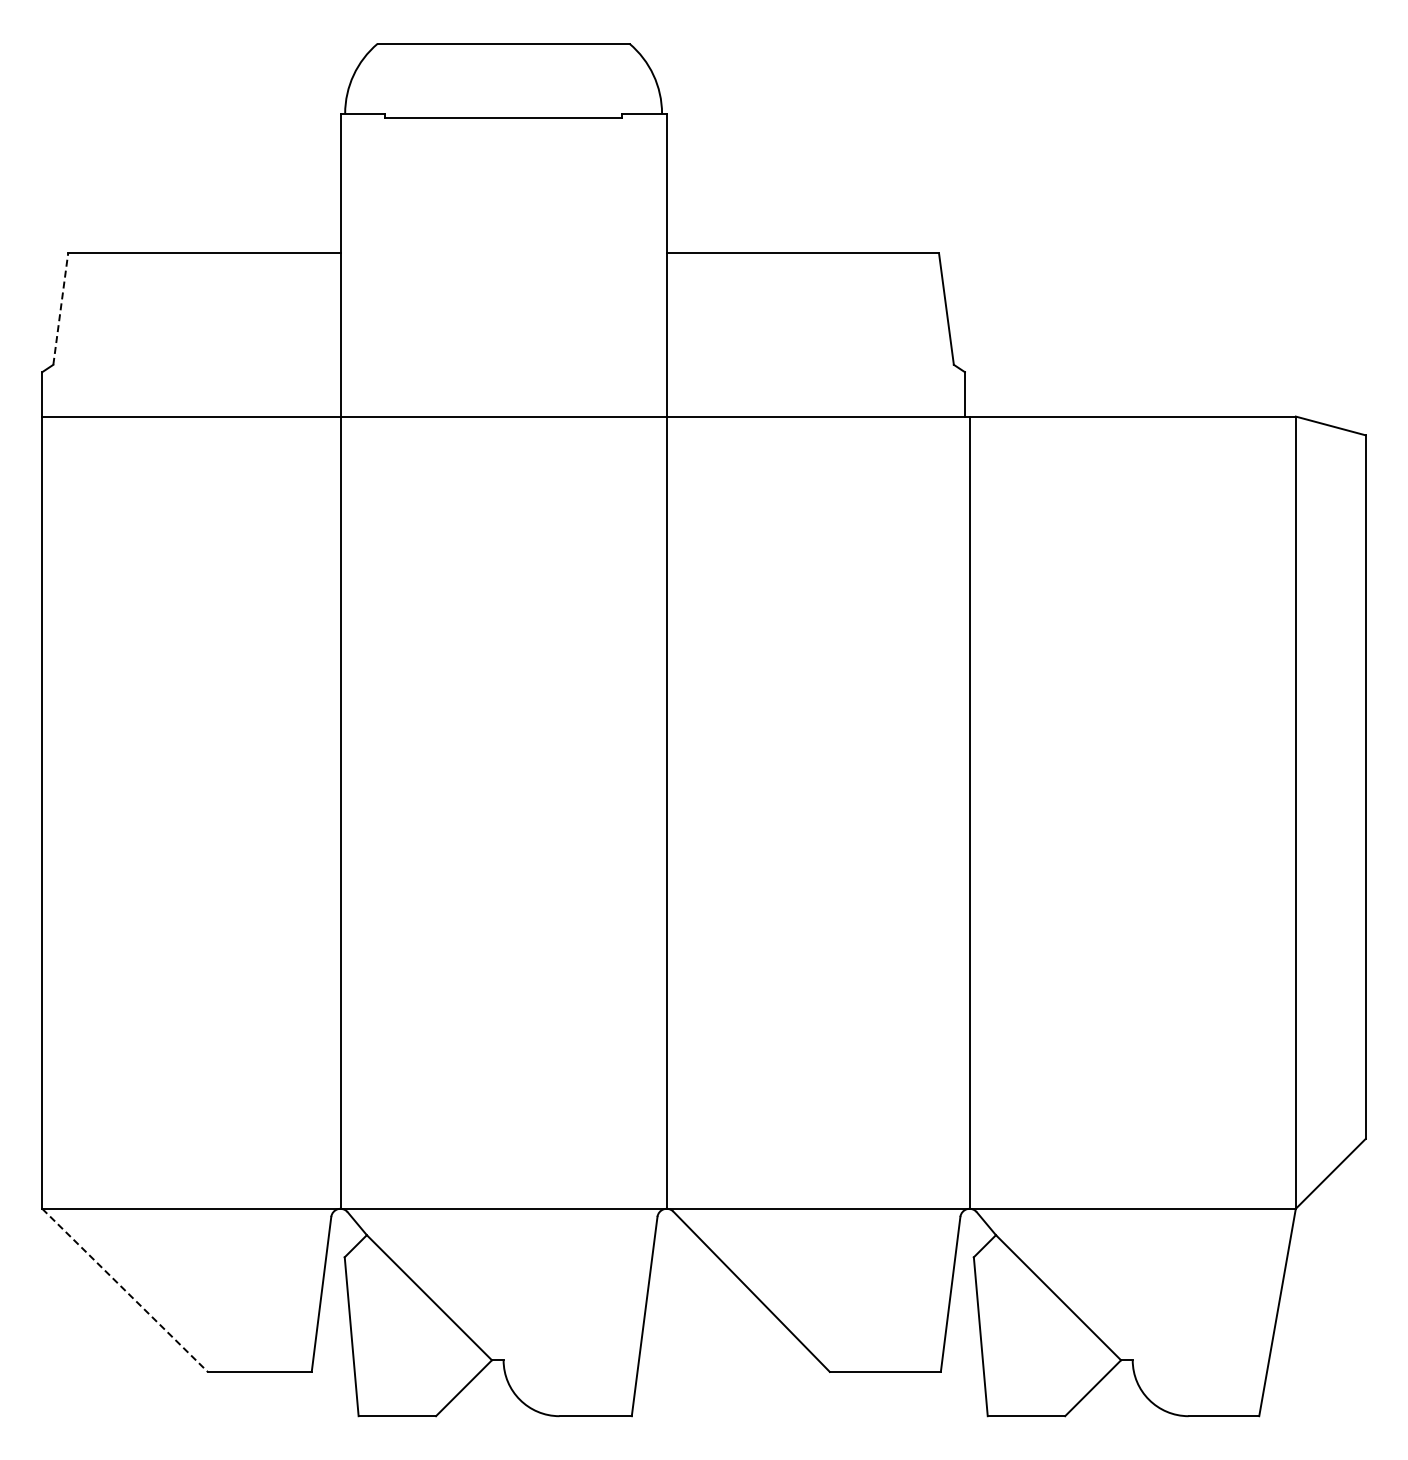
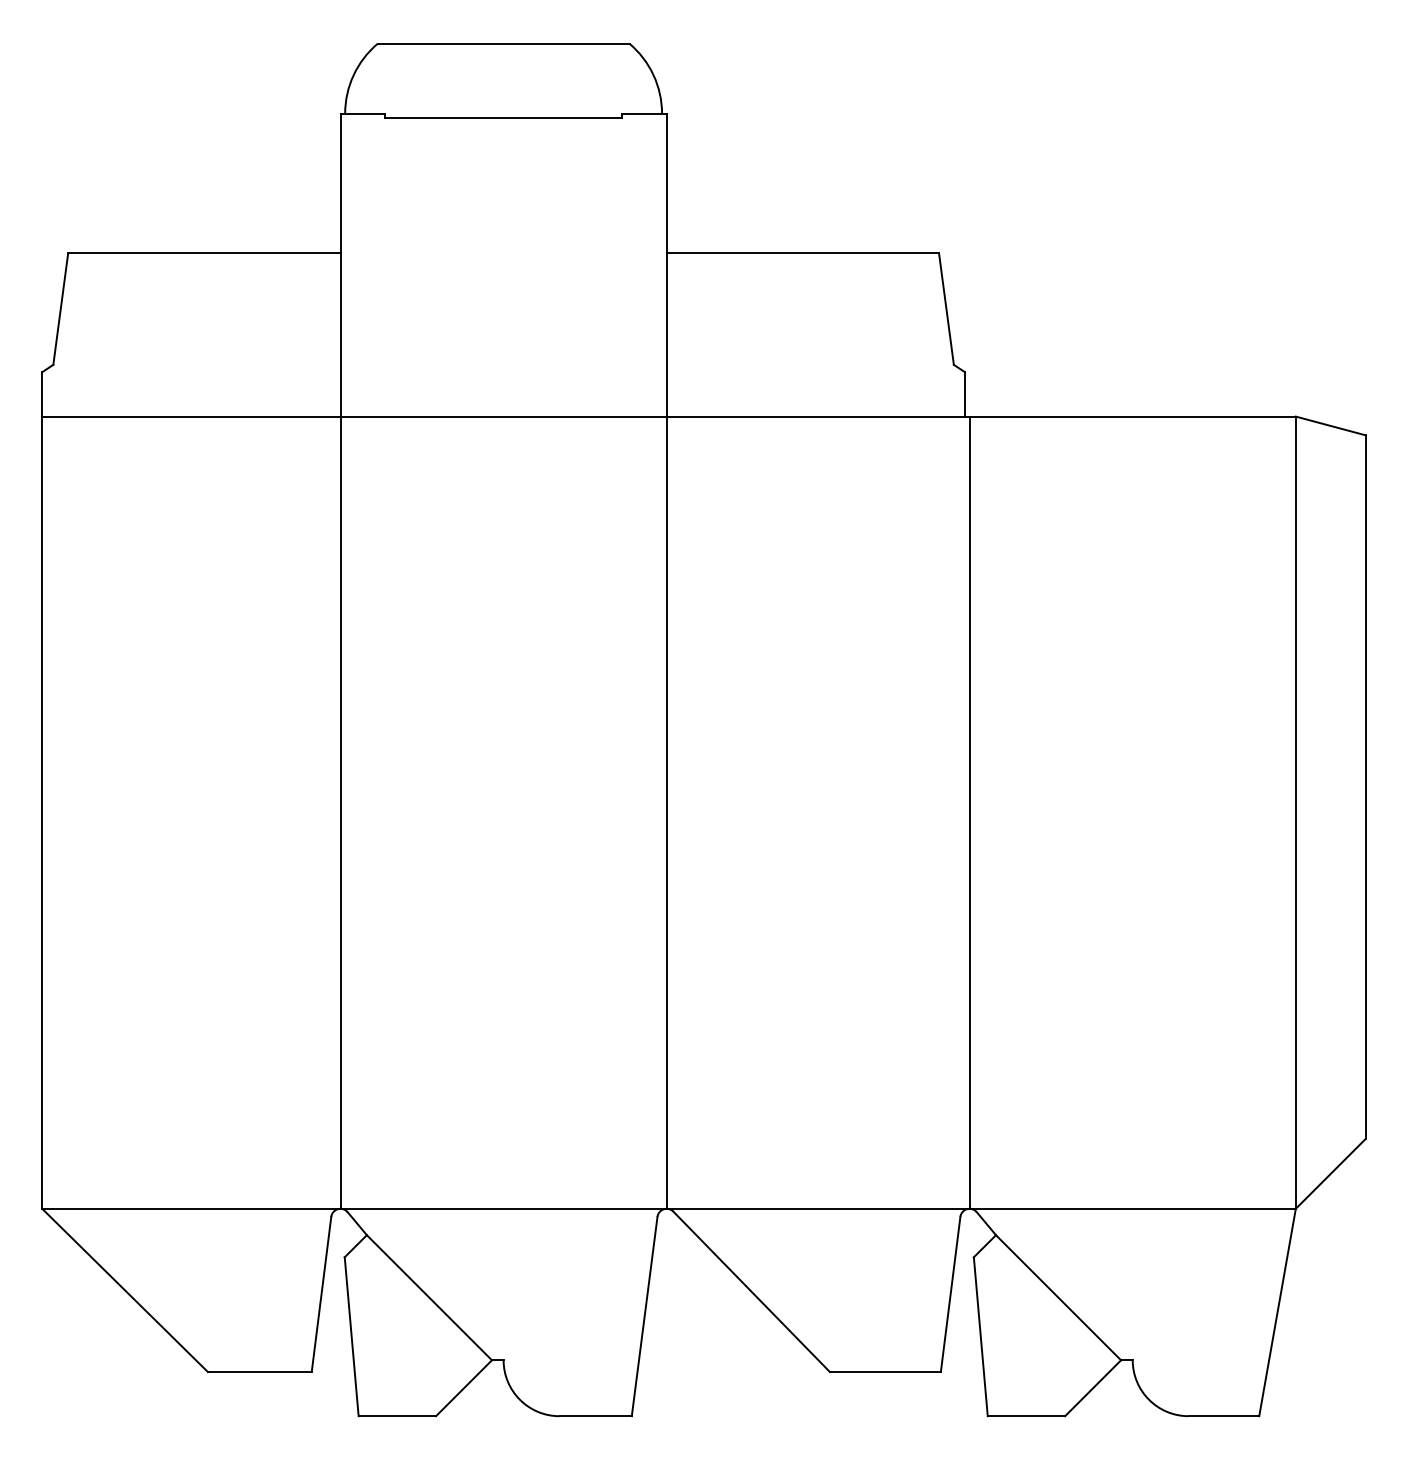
line: dashed -> solid (60, 308)
line: dashed -> solid (125, 1290)
